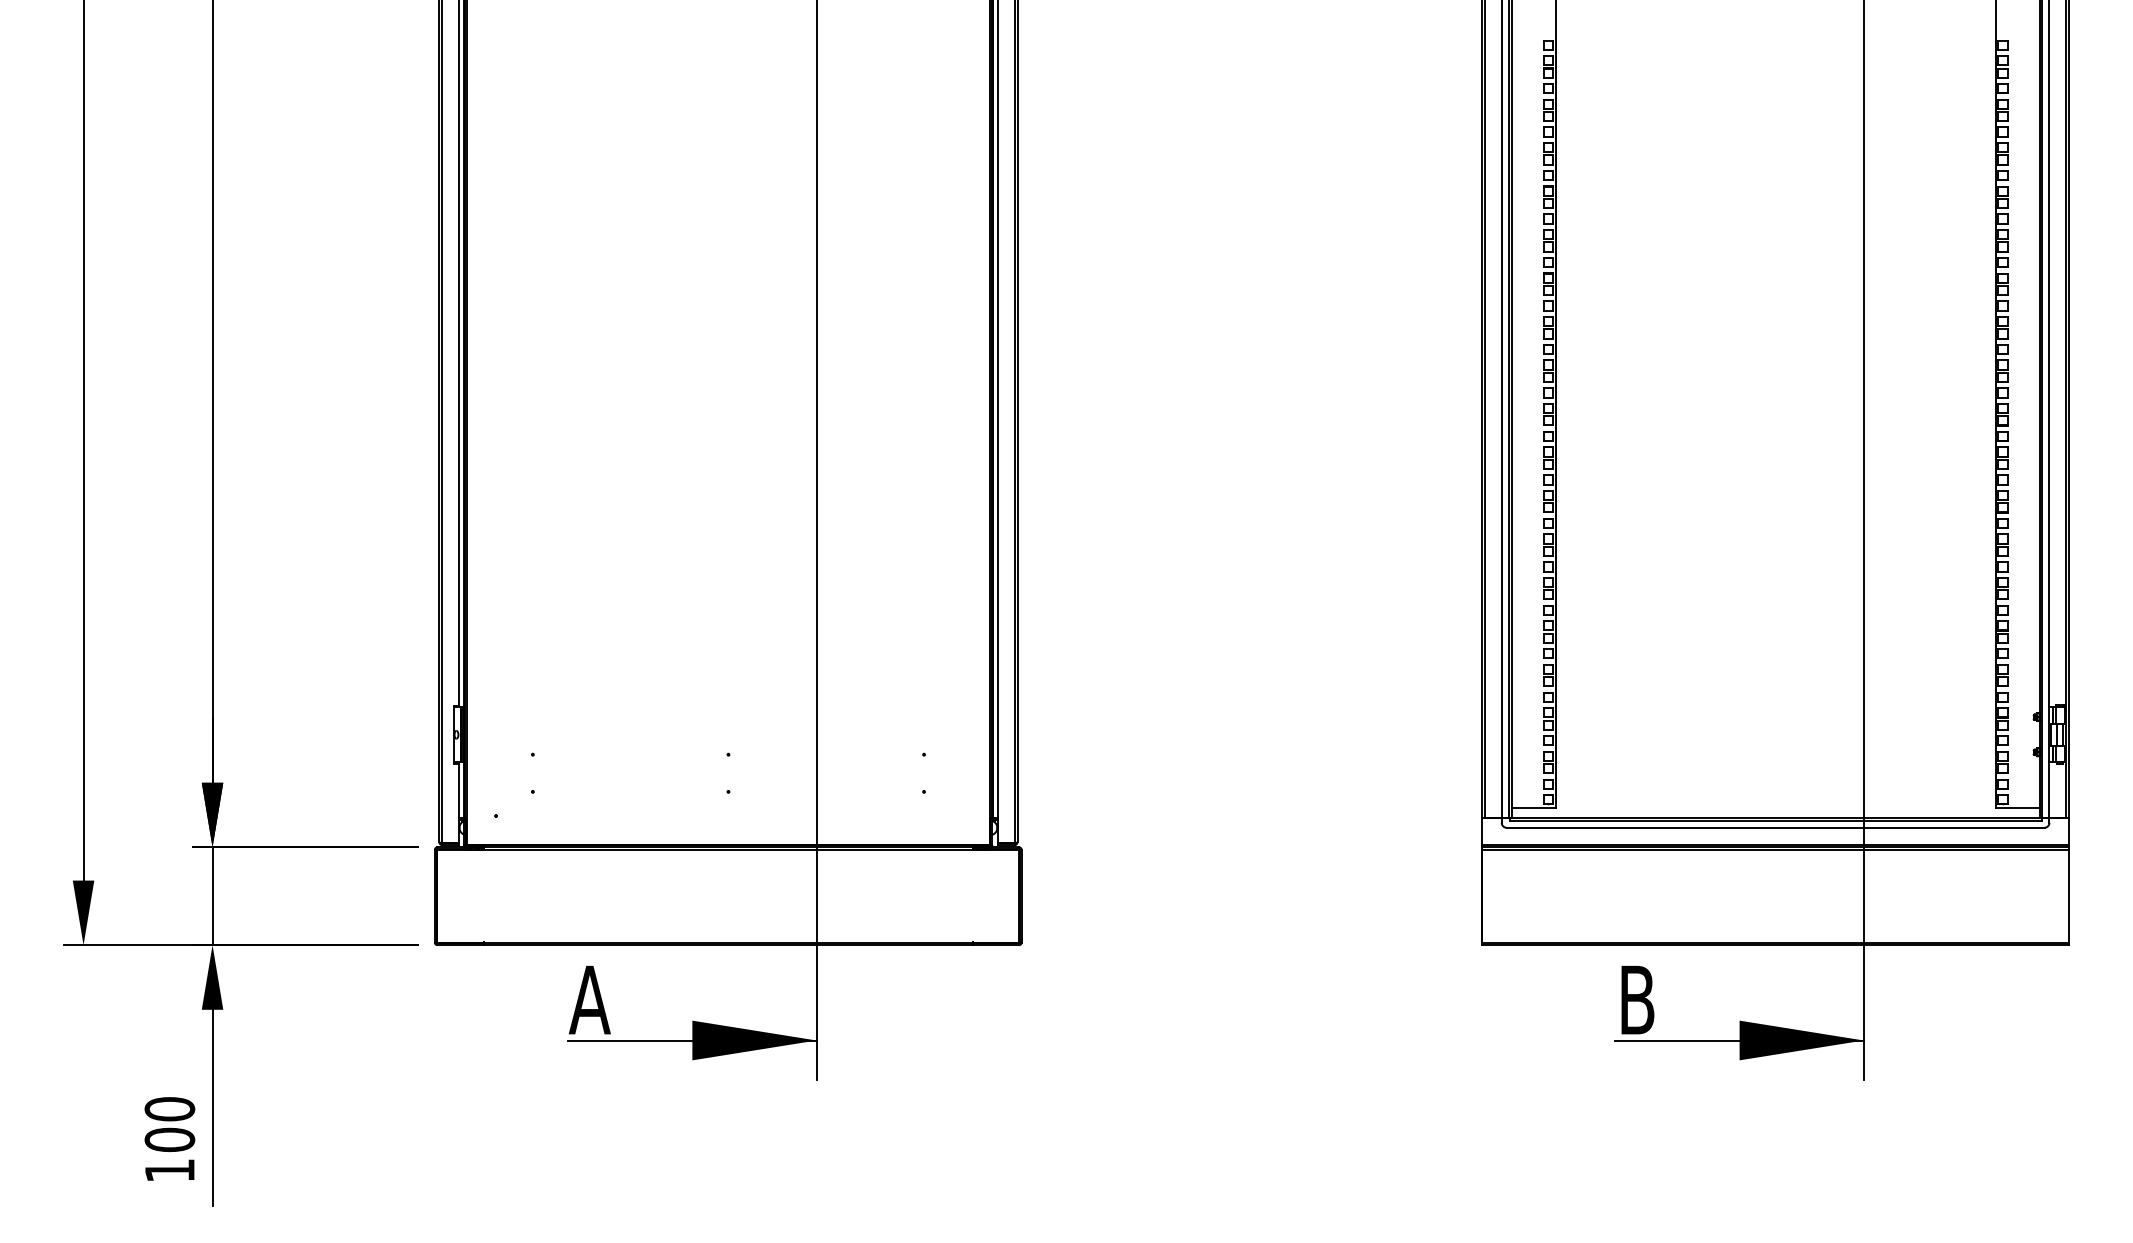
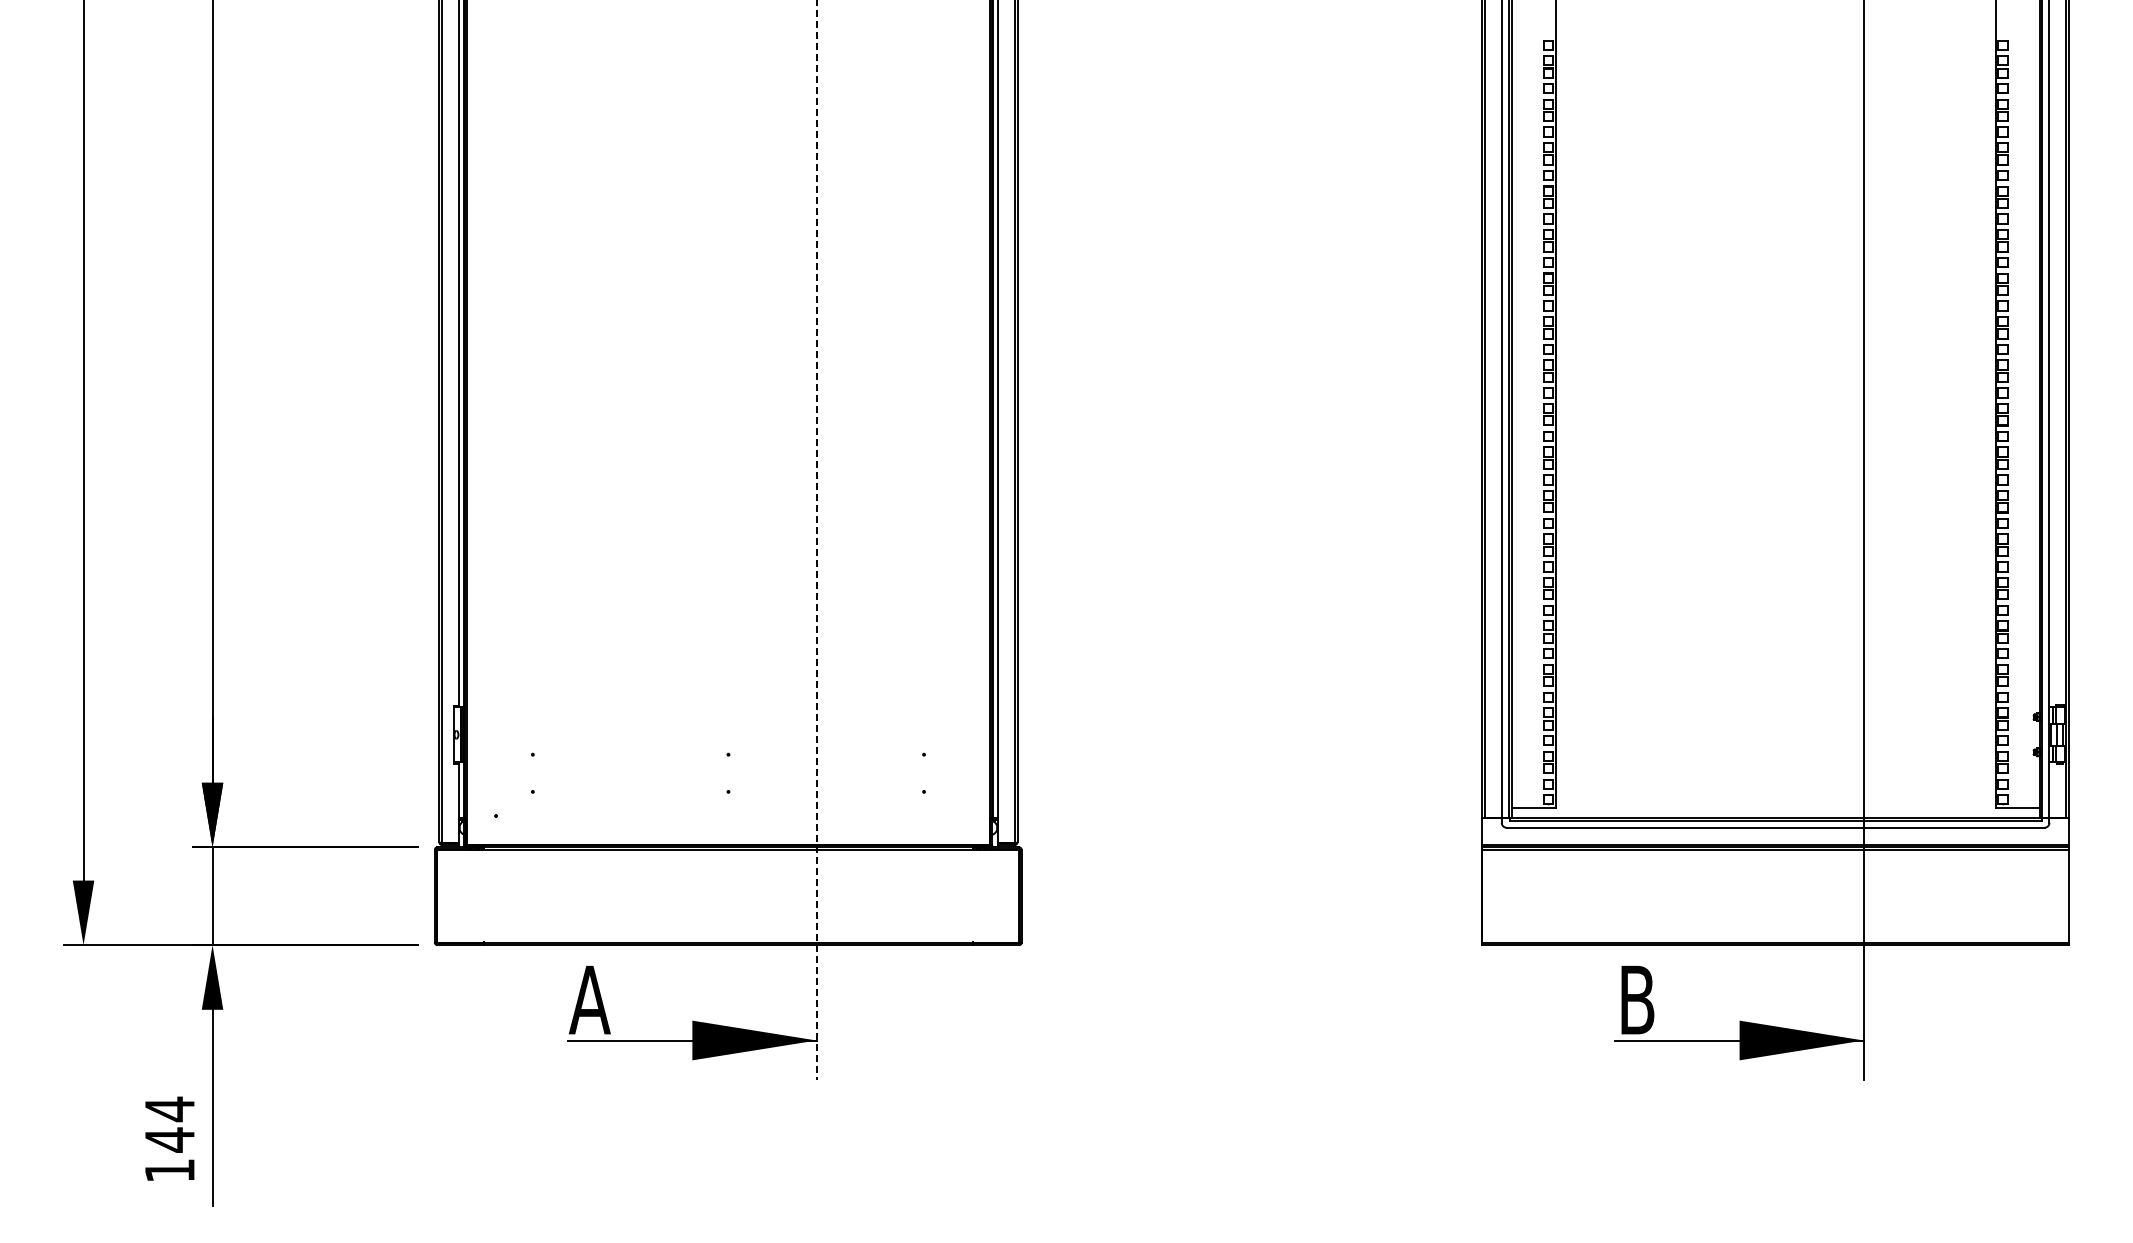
line: solid -> dashed (816, 539)
text: 100 -> 144 (169, 1124)
